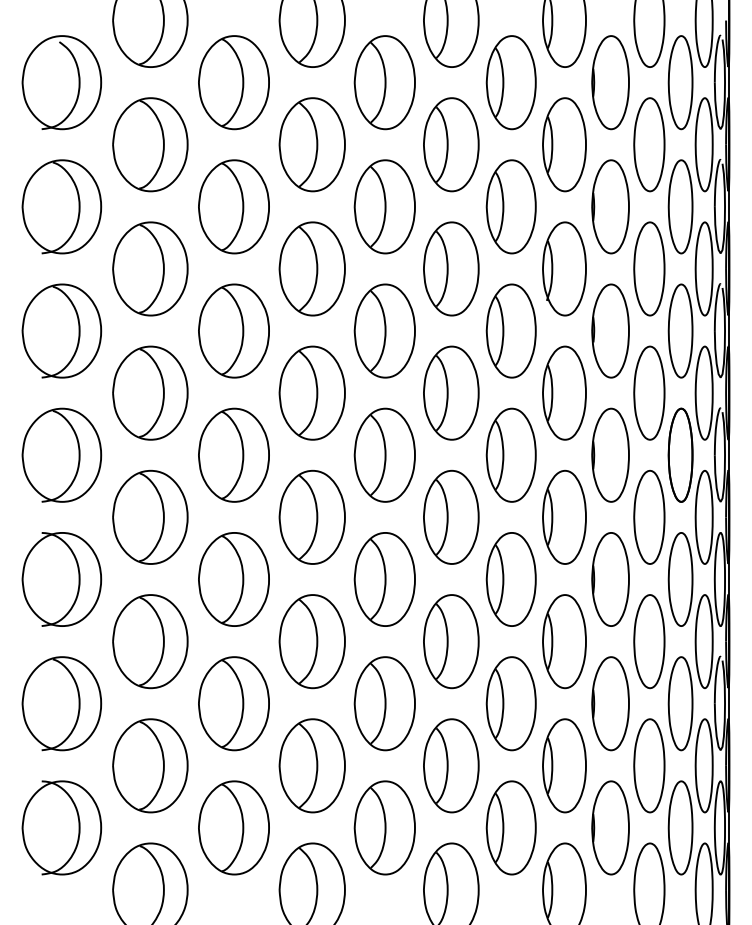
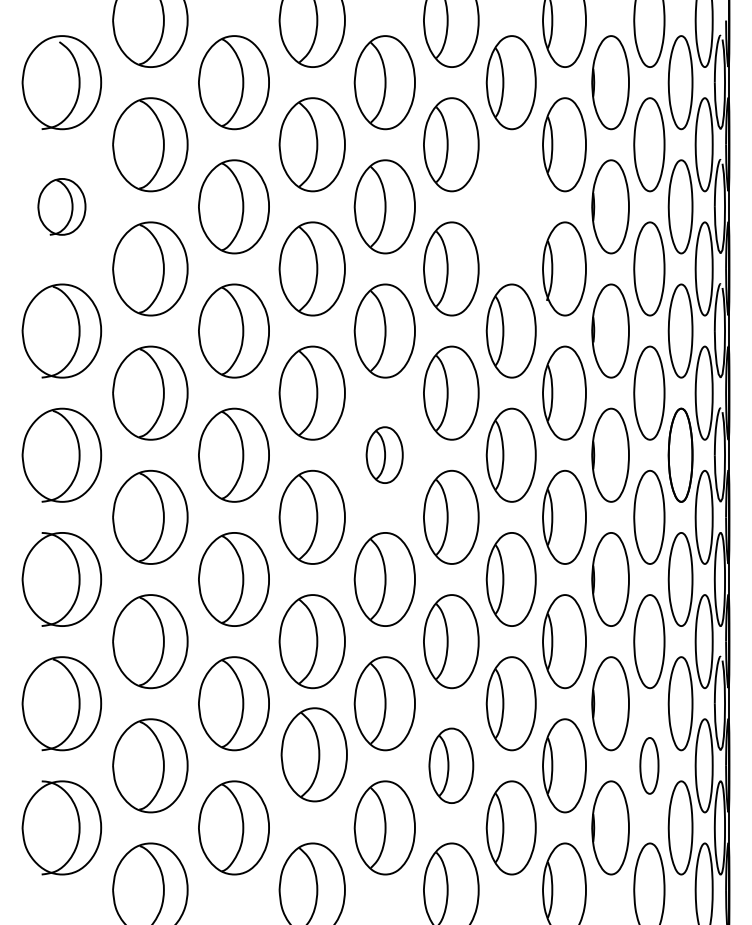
part size: 82x96 px -> 50x58 px (61, 206)
part: present -> none (510, 206)
part size: 63x96 px -> 39x58 px (384, 454)
part position: (311, 765) -> (313, 754) (313, 754)
part size: 57x96 px -> 47x77 px (451, 765)
part size: 33x96 px -> 21x58 px (649, 765)
